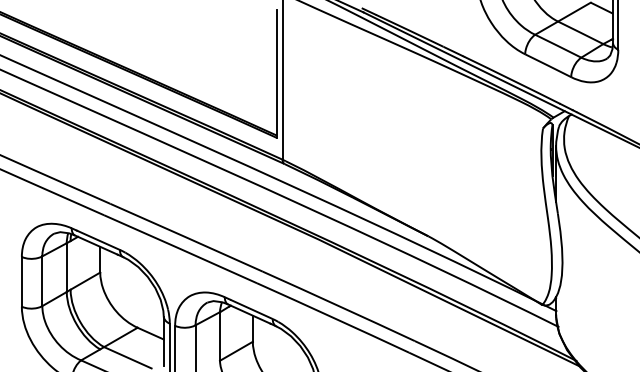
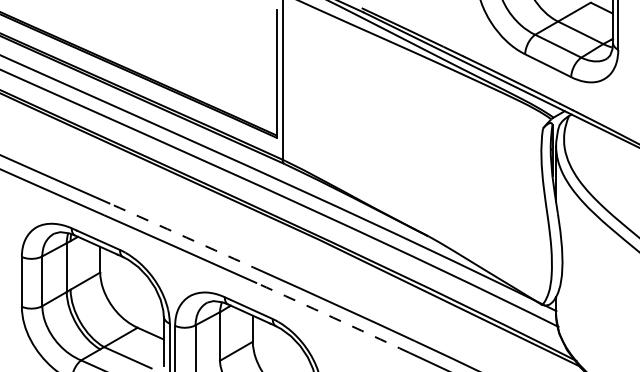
arc: solid -> dashed (186, 237)
arc: solid -> dashed (333, 317)
